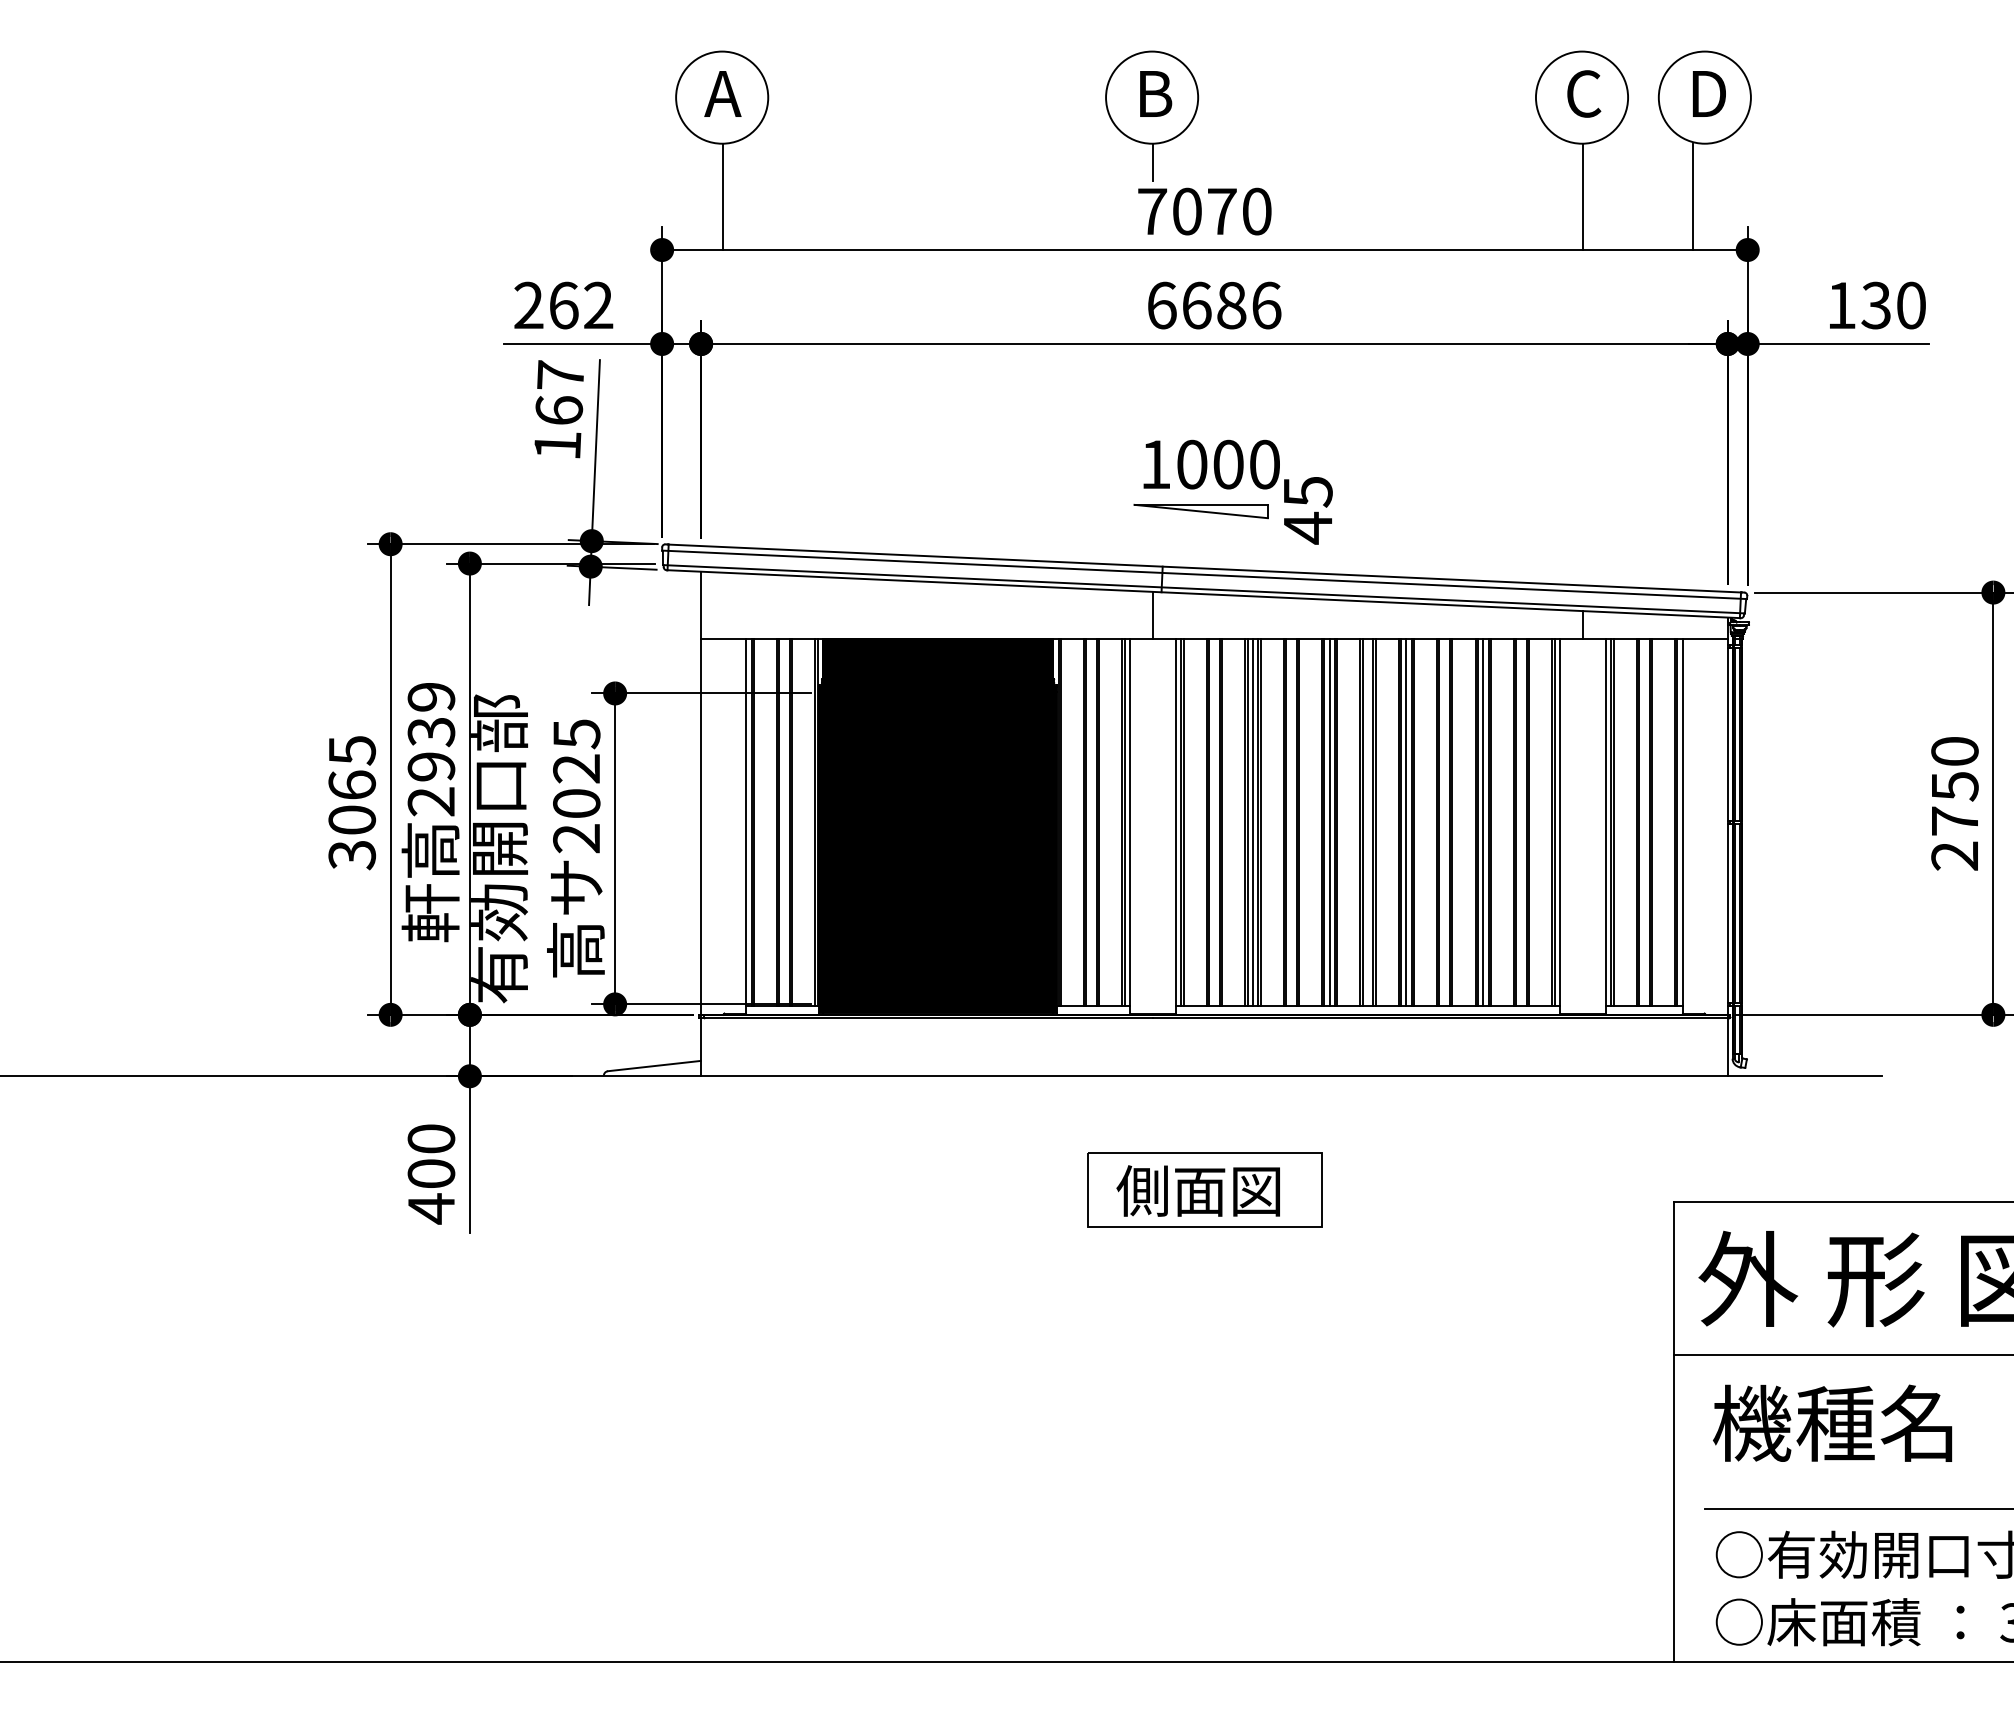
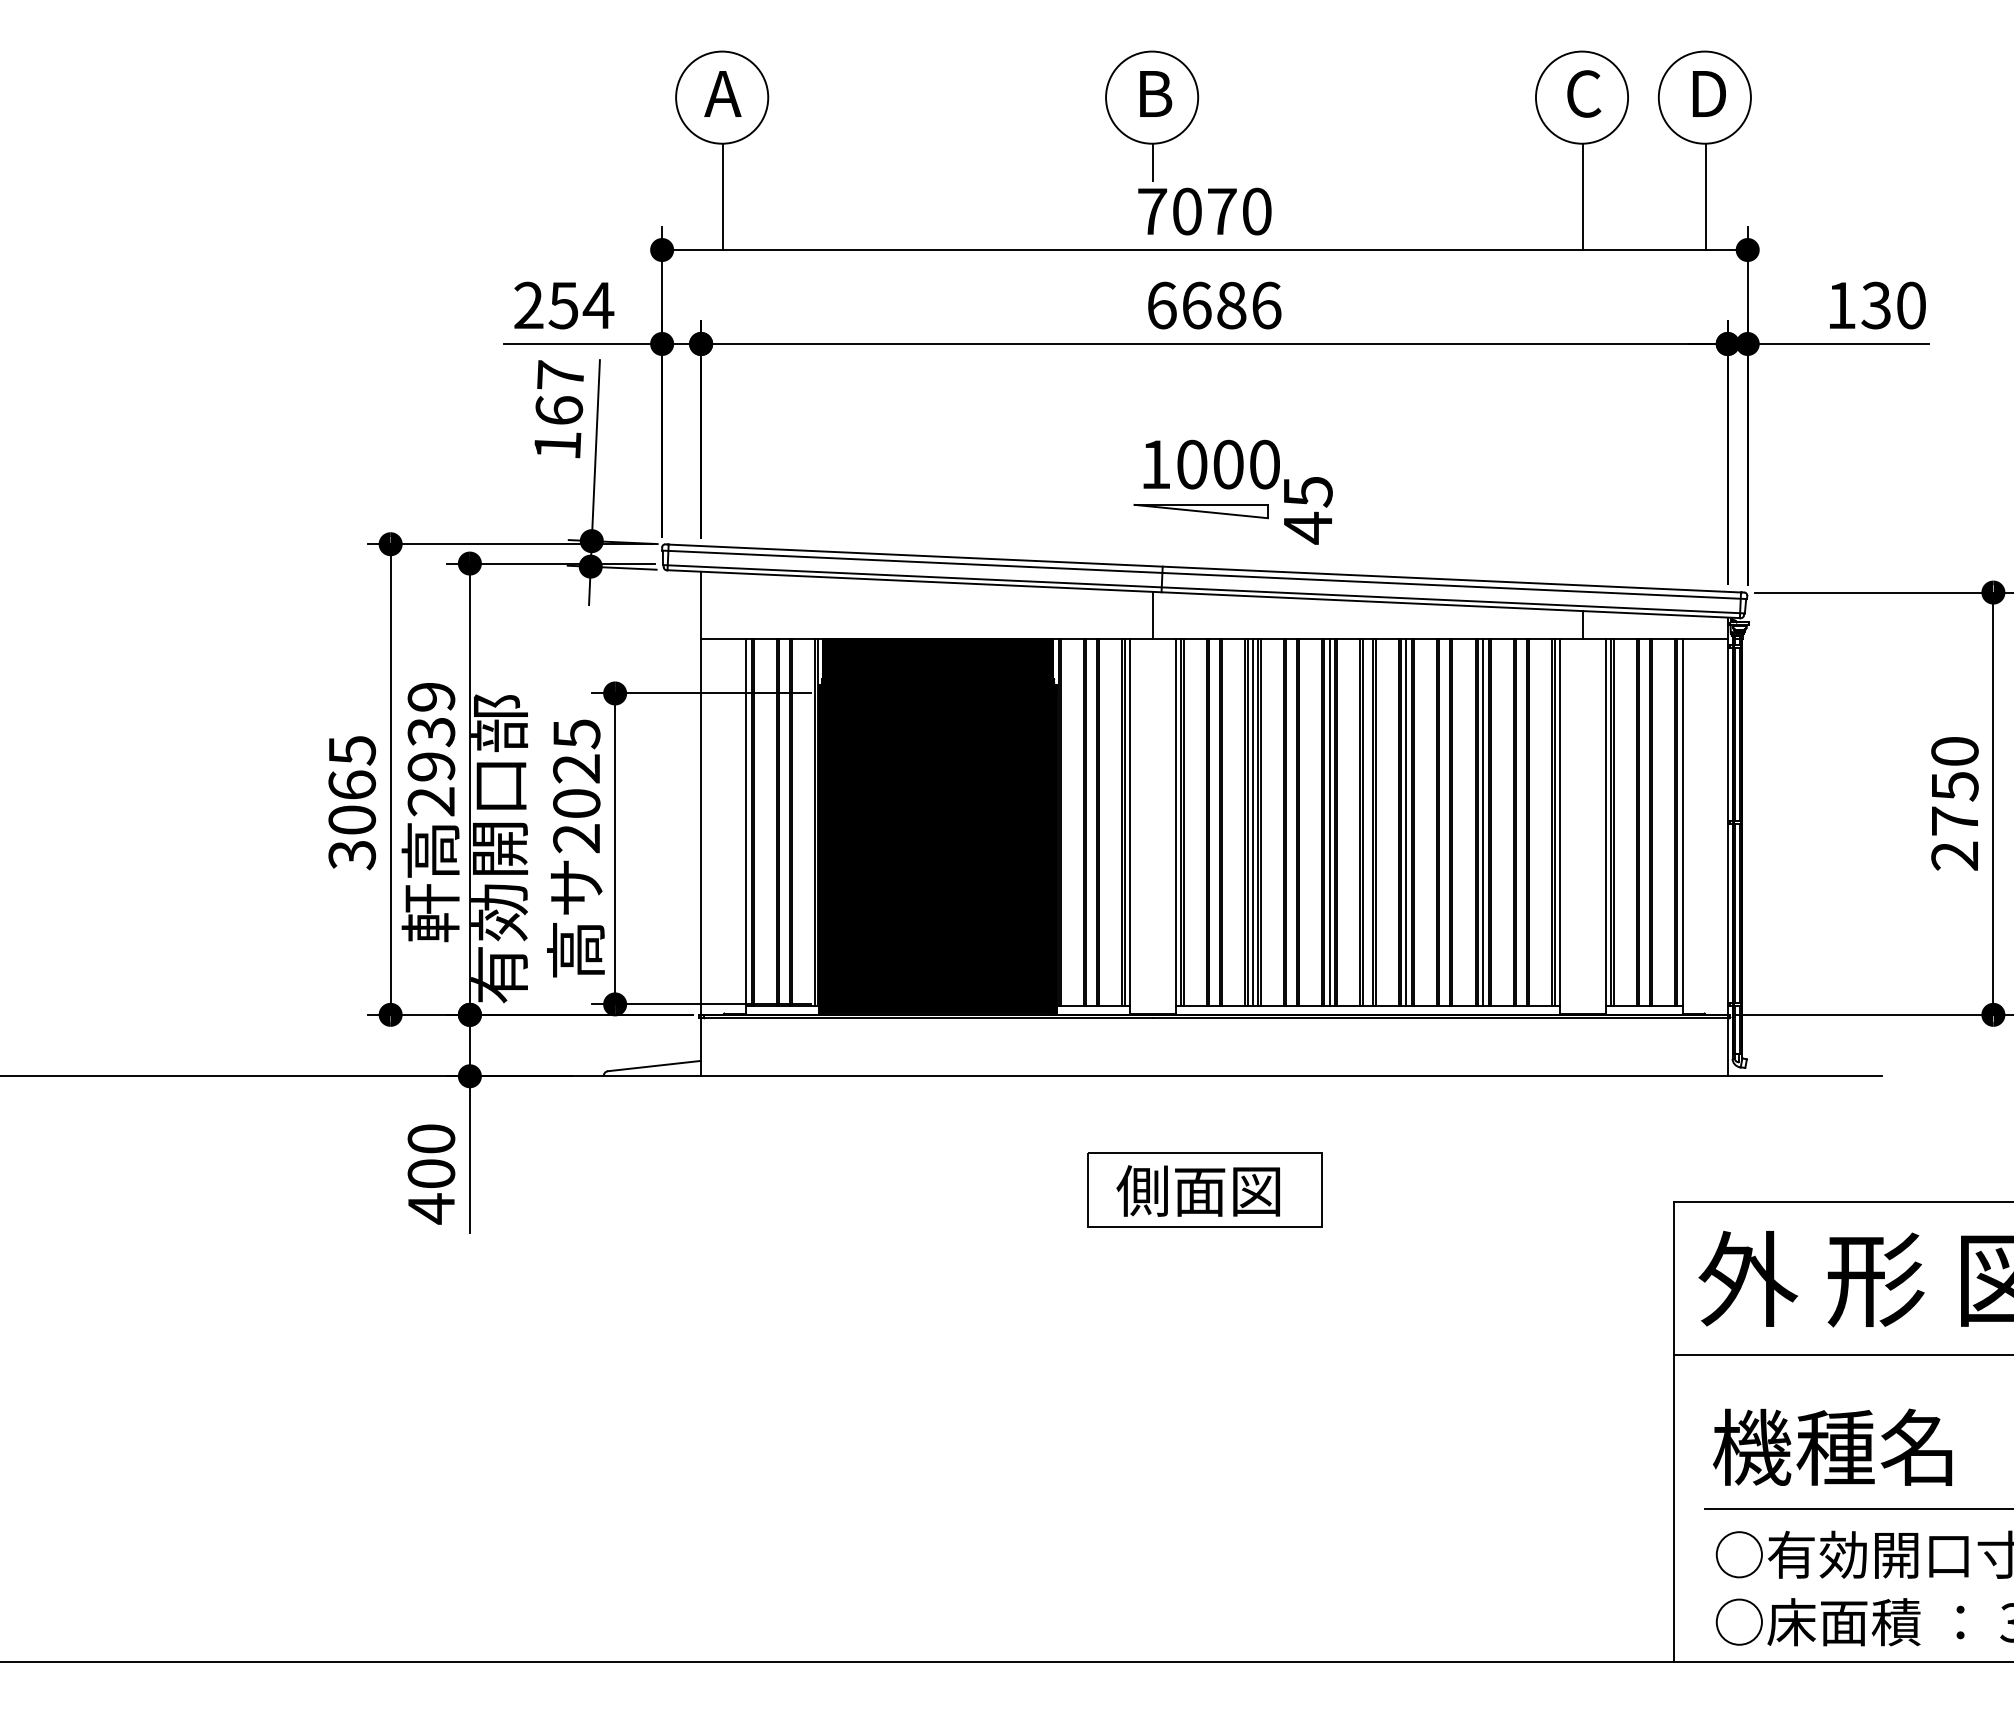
line position: (1692, 196) -> (1705, 196) (1705, 196)
text: 262 -> 254 (581, 305)
text position: (1832, 1422) -> (1832, 1446) (1832, 1446)
